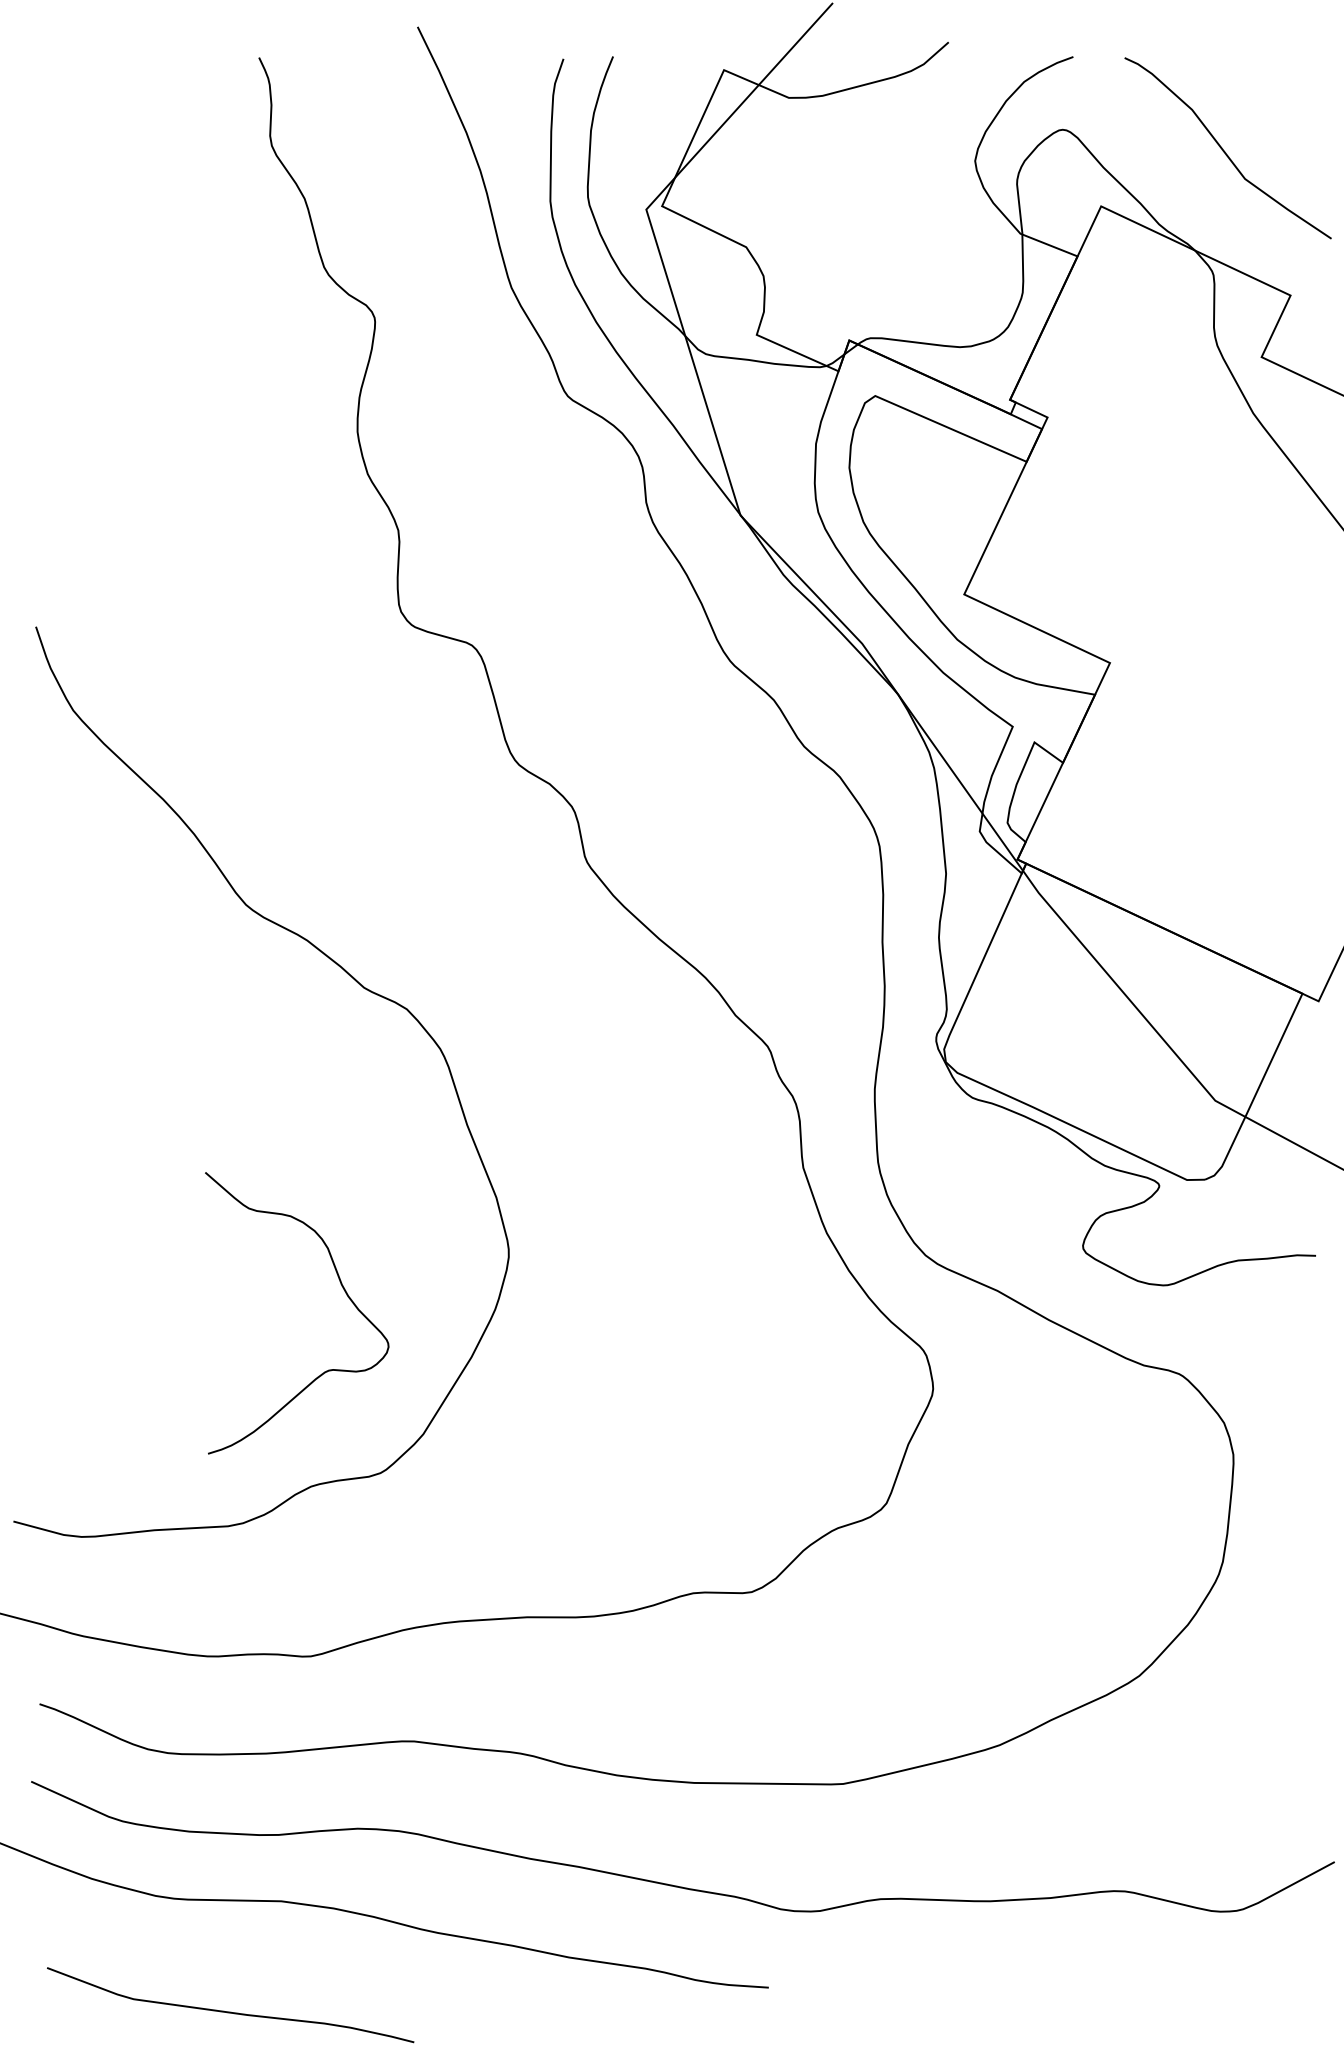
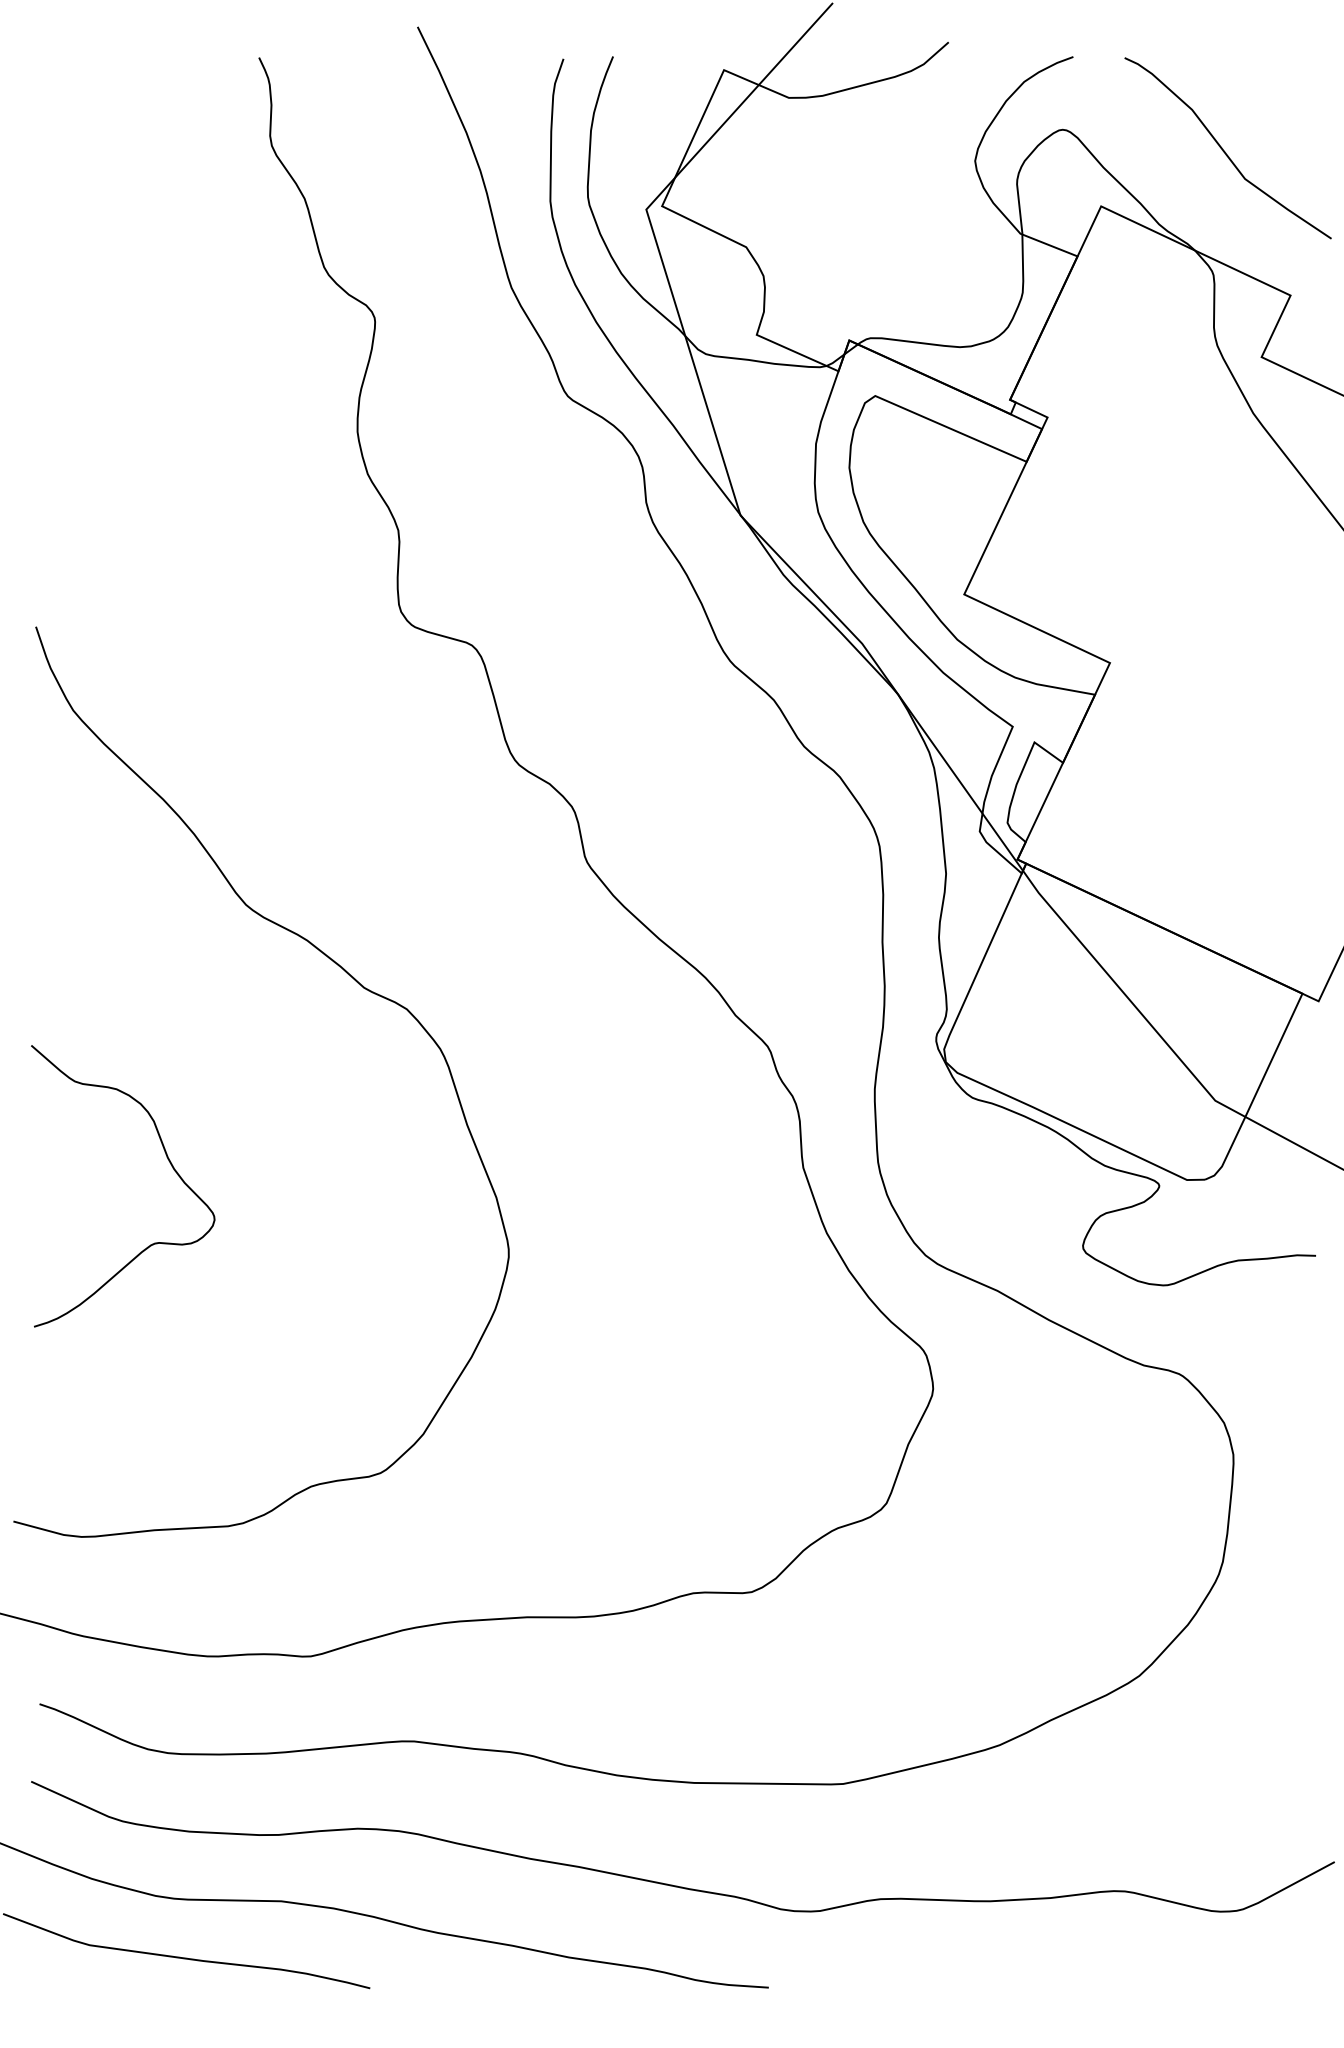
curve position: (342, 1288) -> (168, 1161) (168, 1161)
curve position: (230, 2011) -> (186, 1957) (186, 1957)
